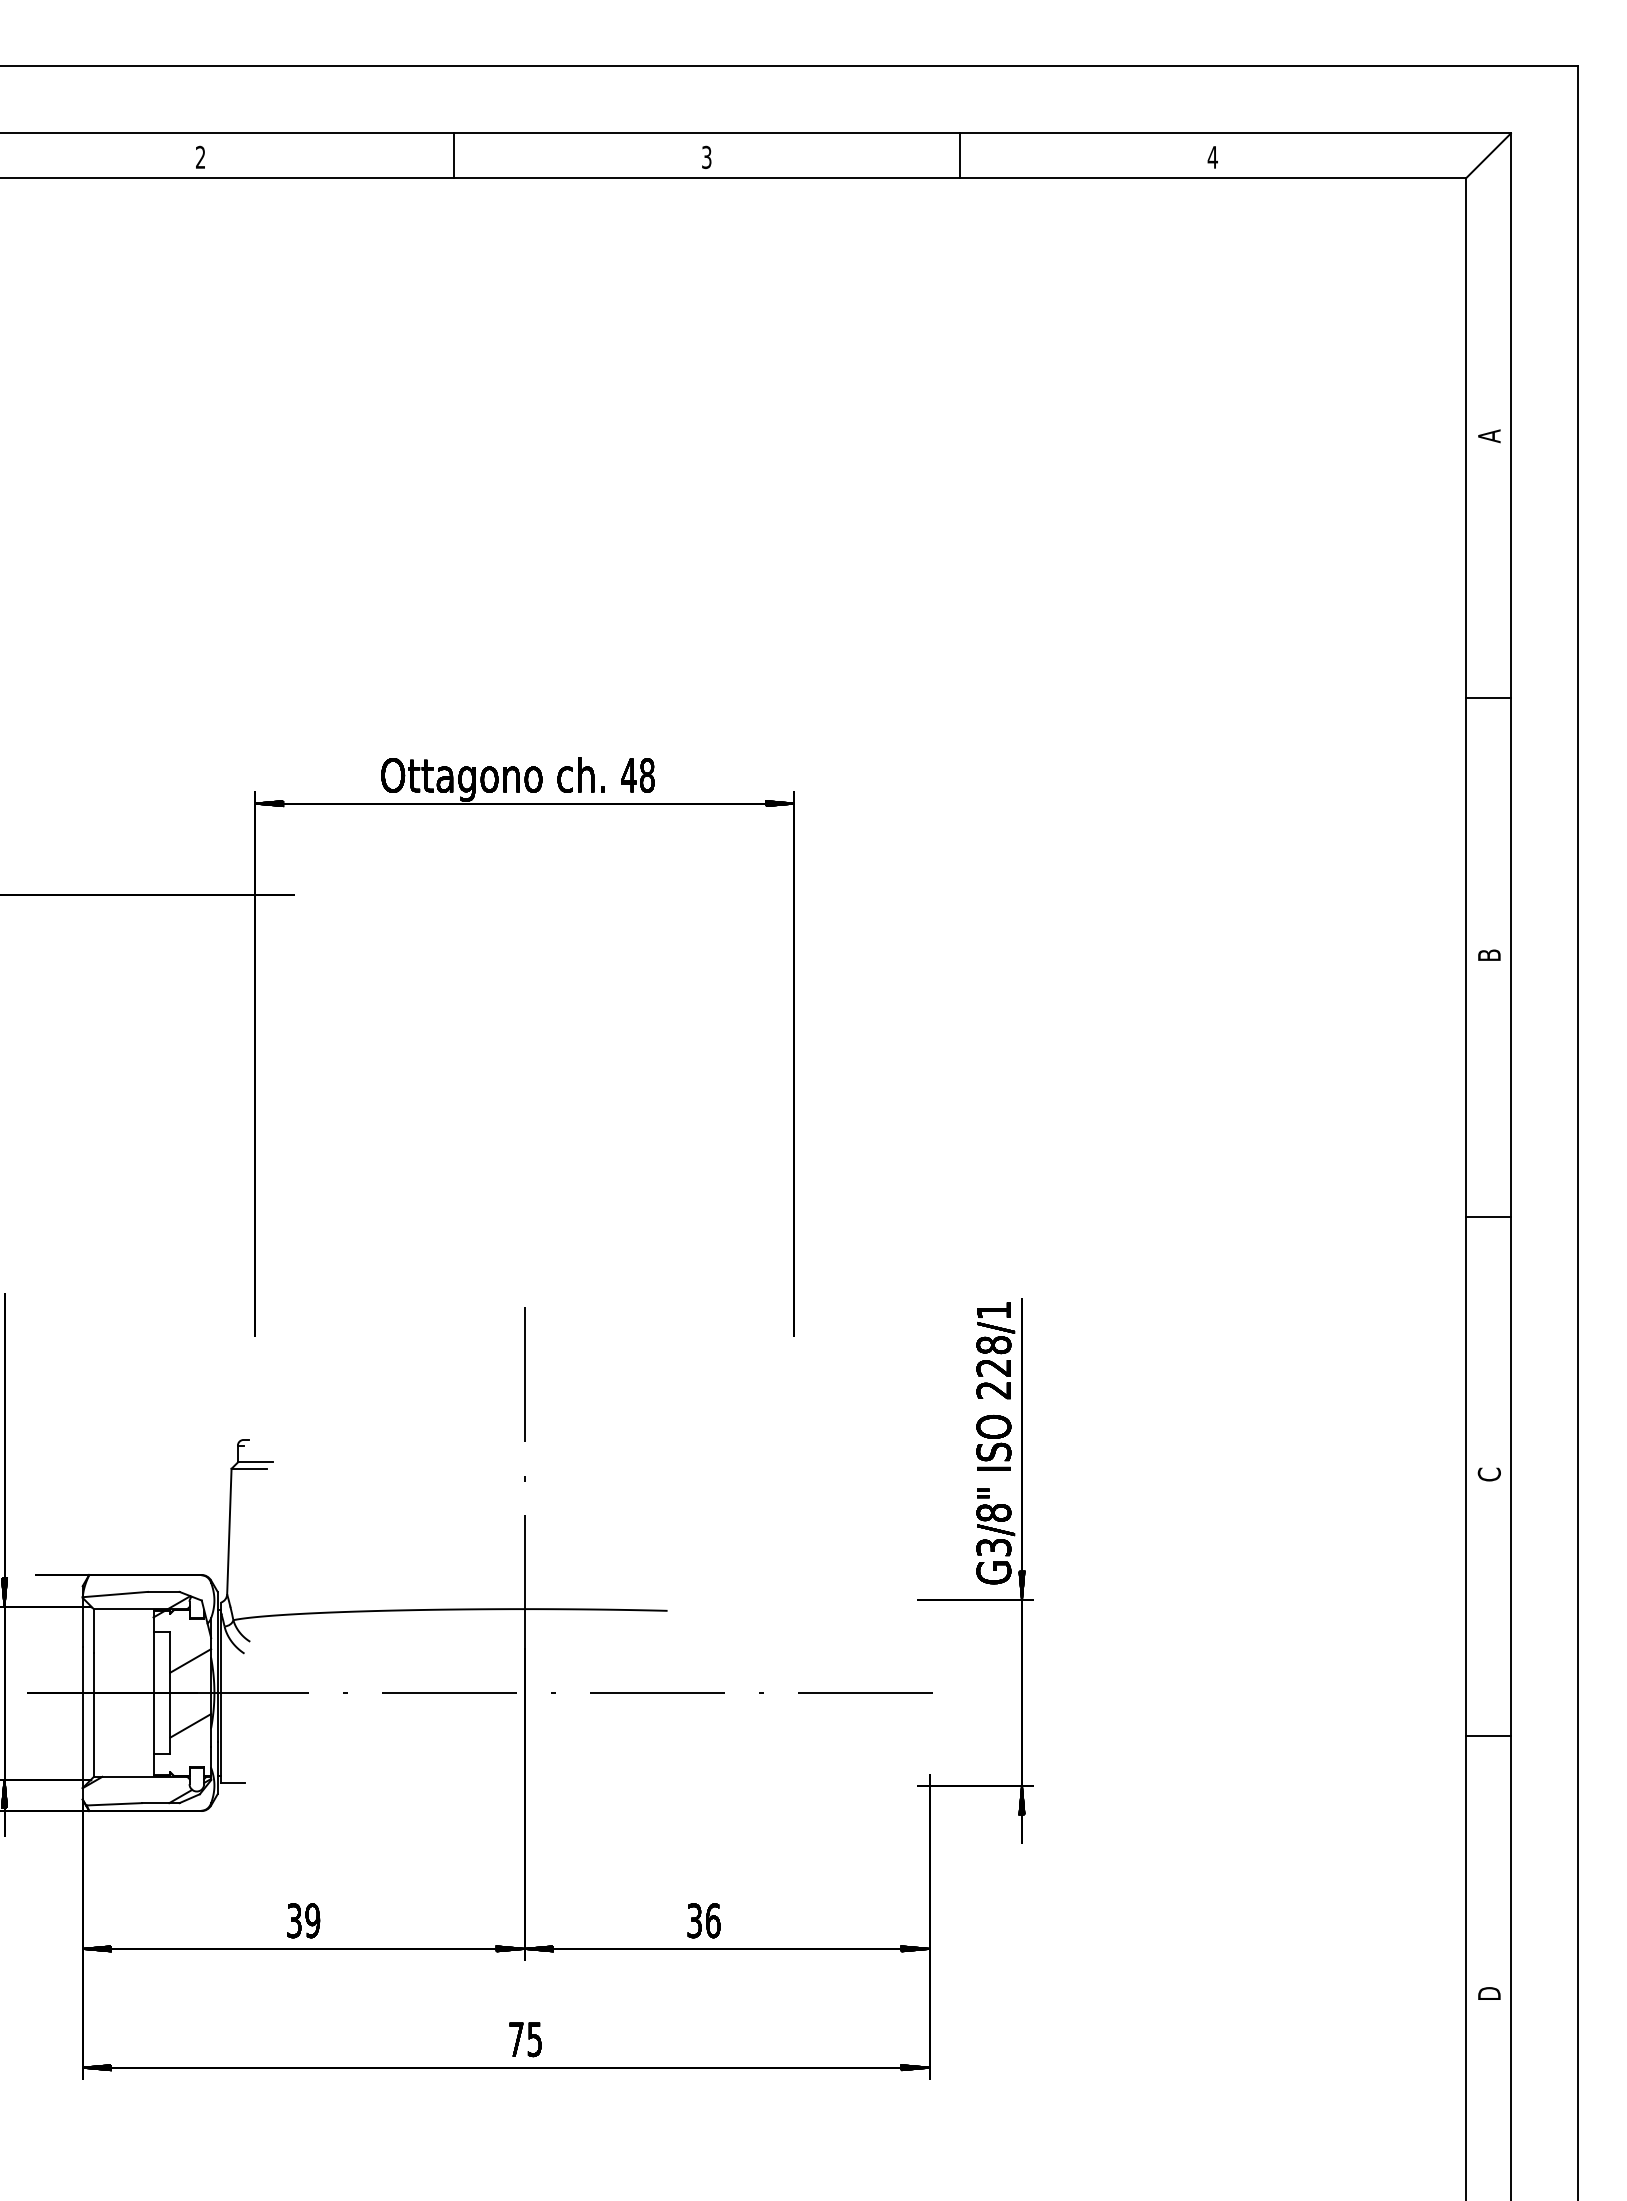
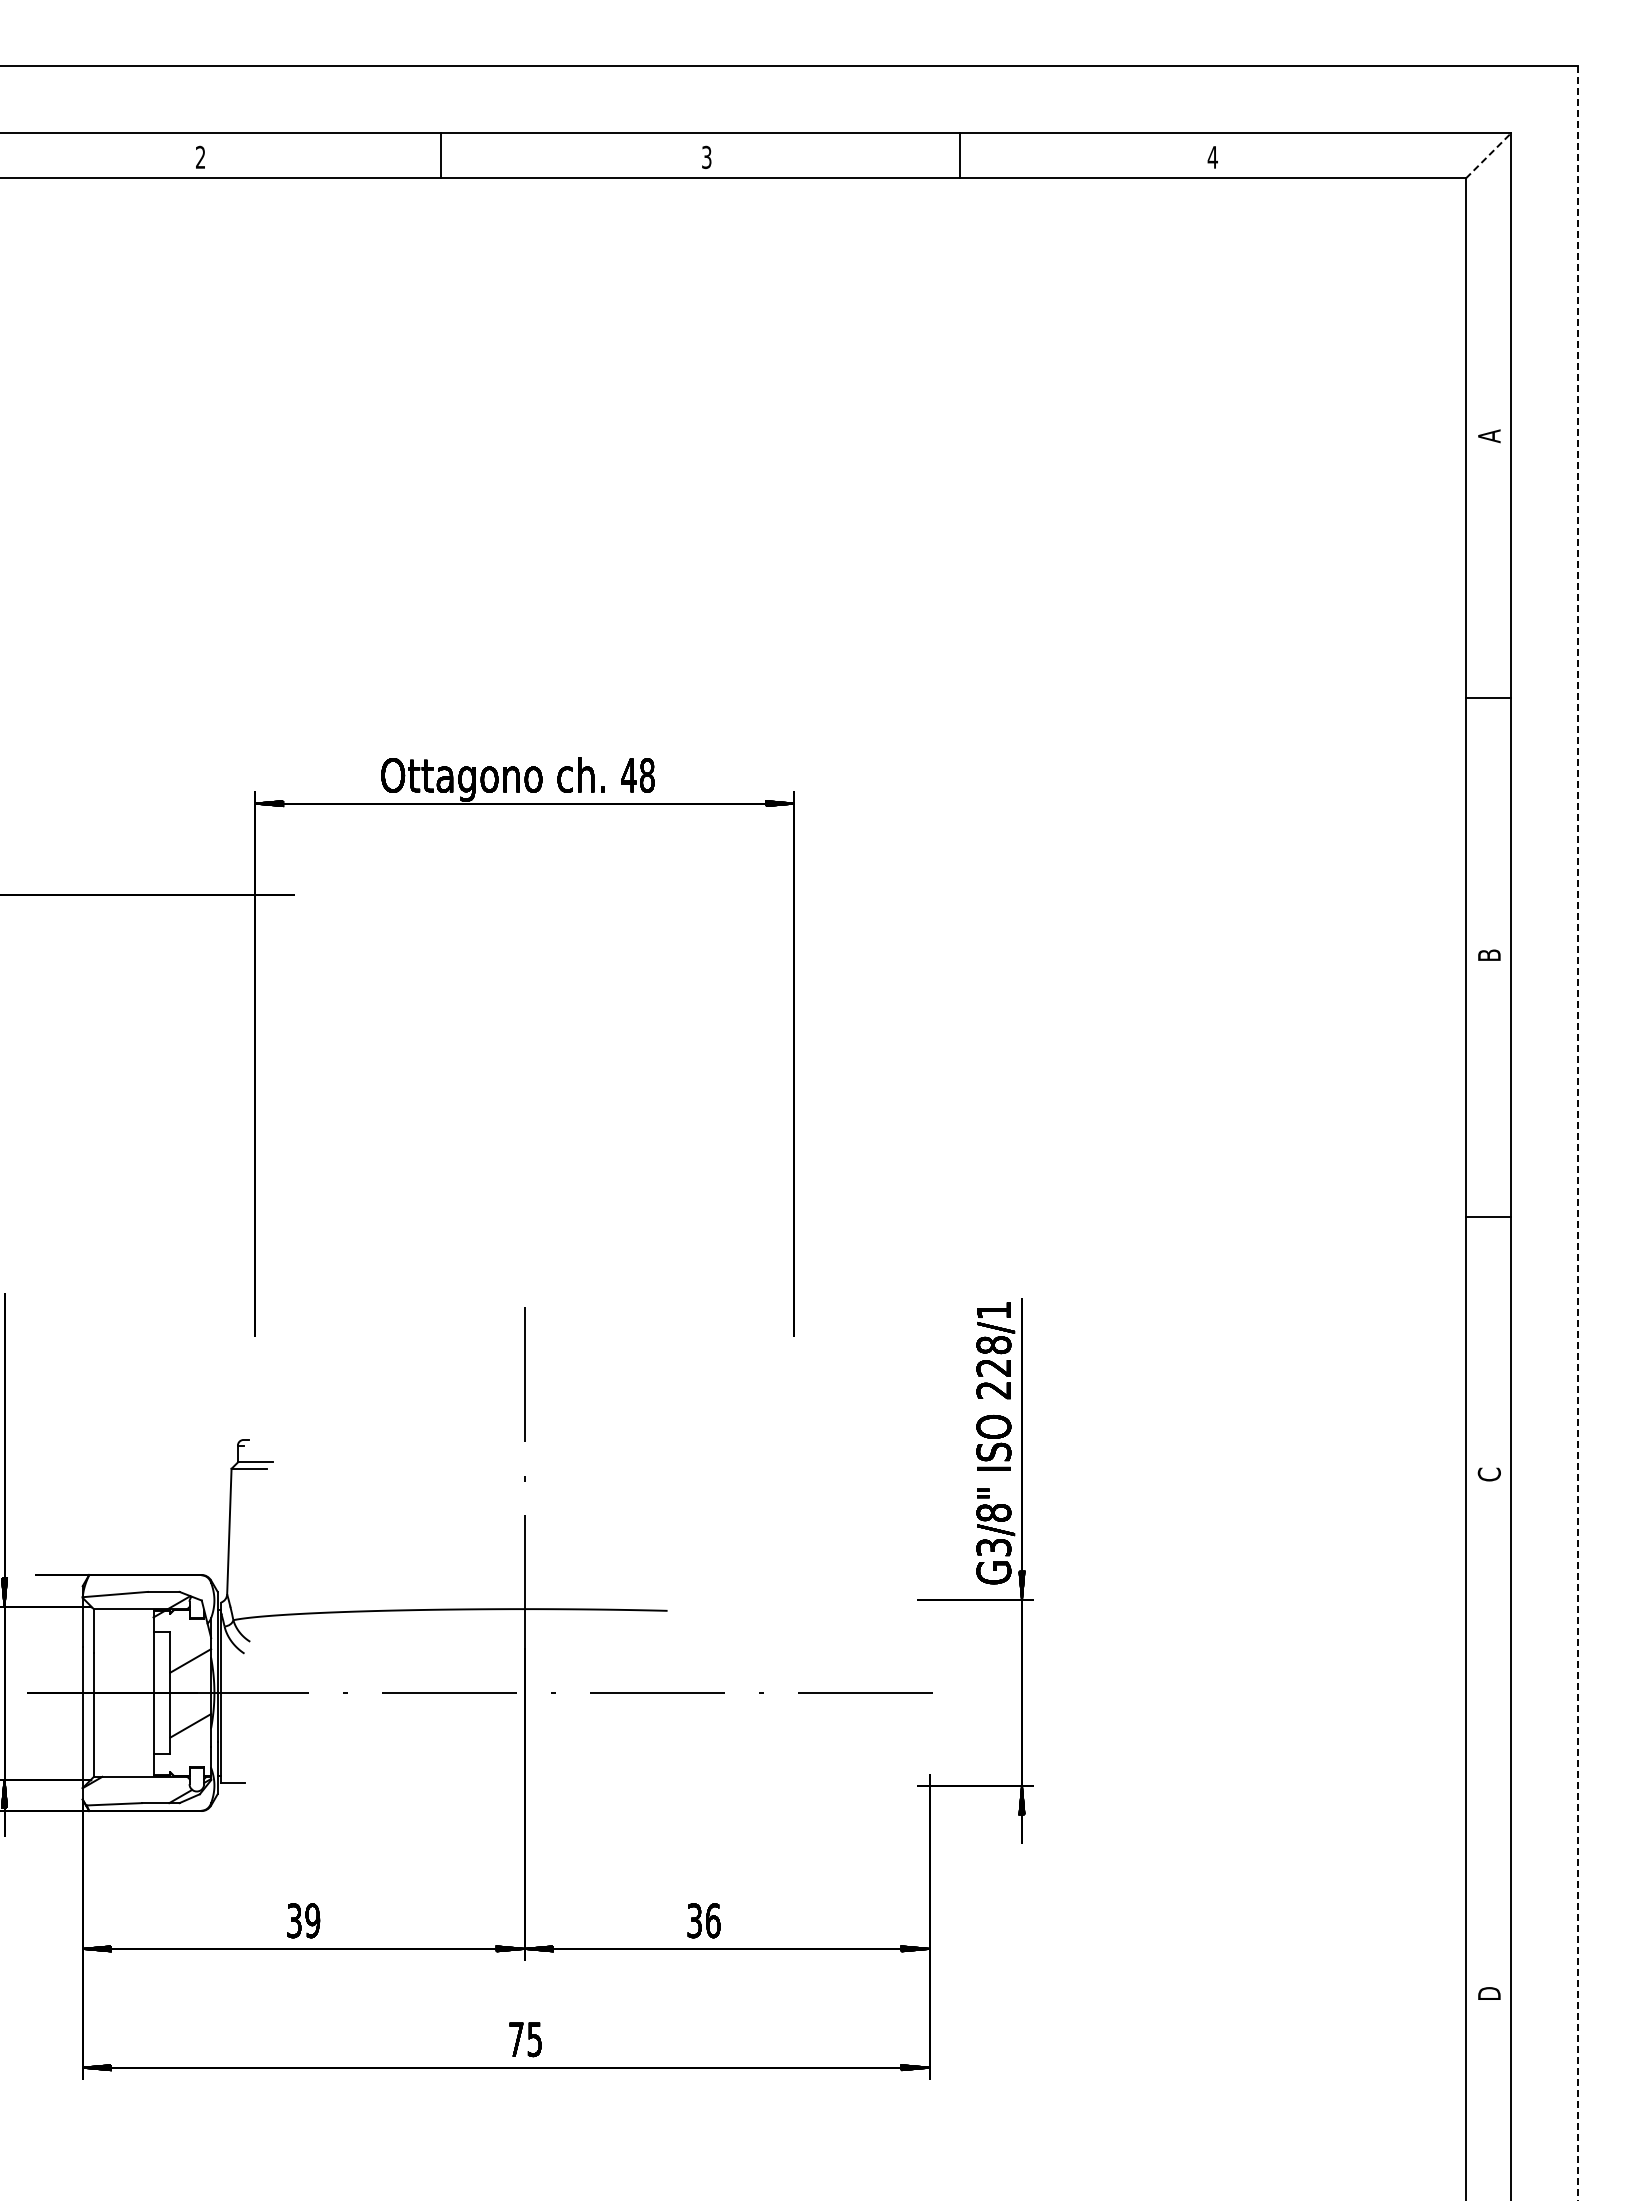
line position: (453, 155) -> (440, 155) (440, 155)
line: solid -> dashed (1488, 156)
line: solid -> dashed (1578, 1132)
line: present -> none (1487, 1736)
